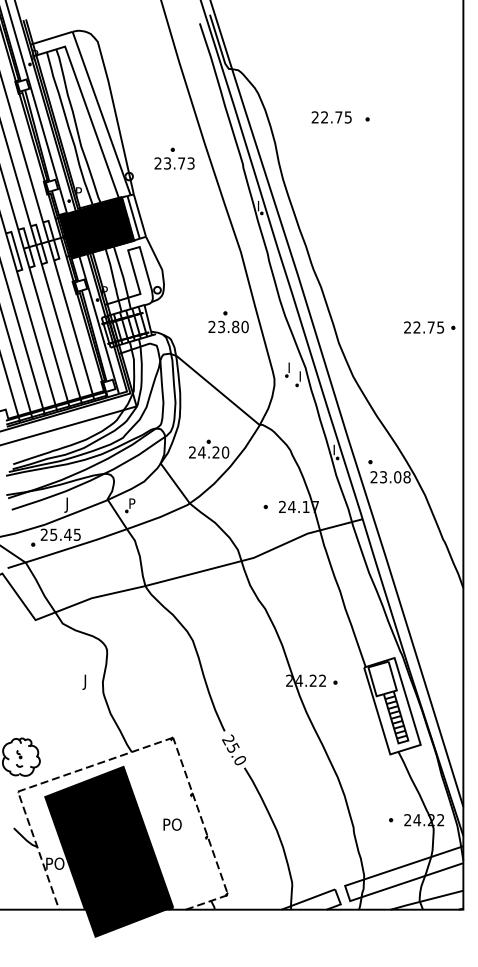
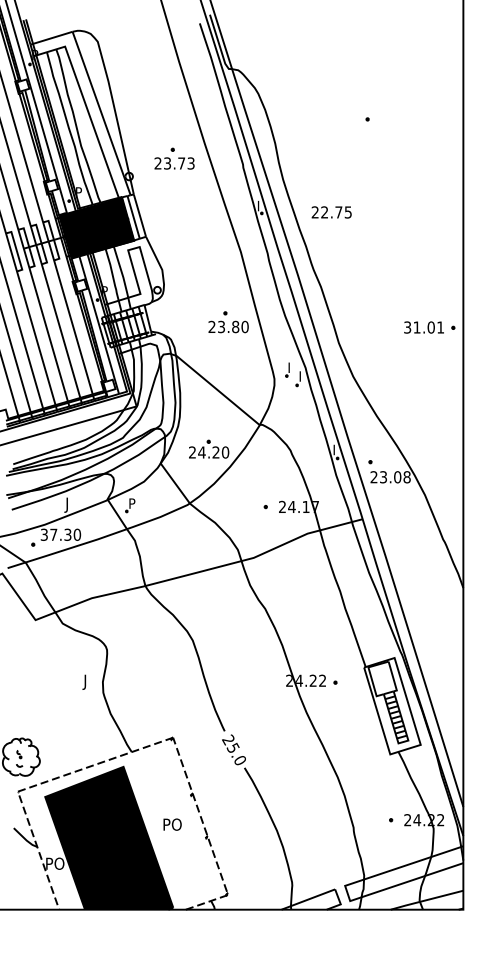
text position: (331, 117) -> (331, 212) (331, 212)
text: 22.75 -> 31.01 (424, 327)
text: 25.45 -> 37.30 (60, 534)
fill: present -> none (126, 923)
